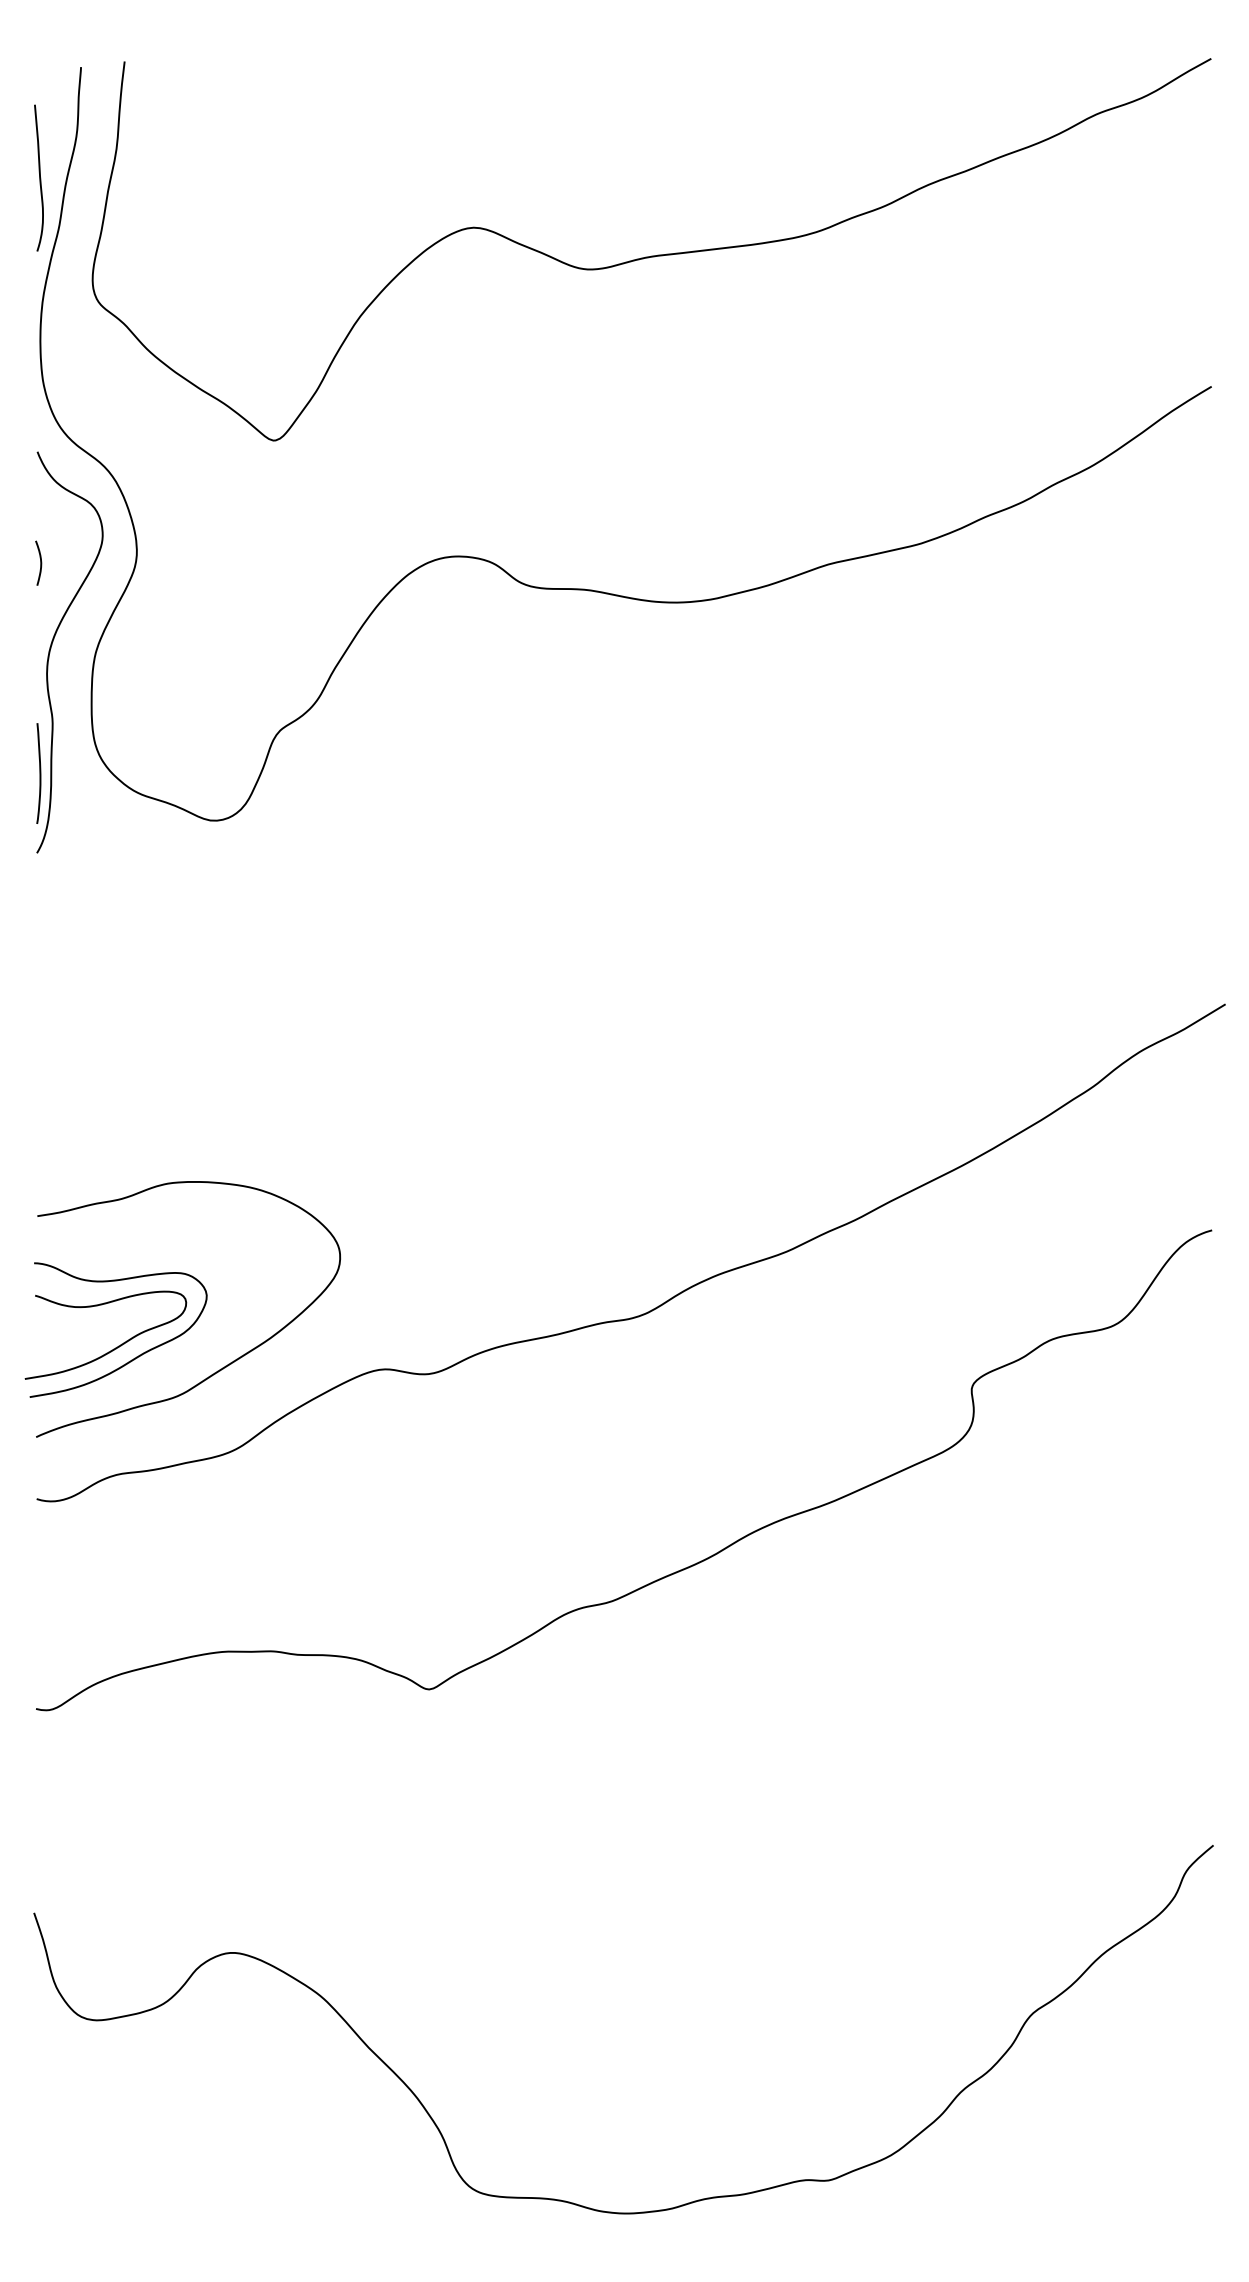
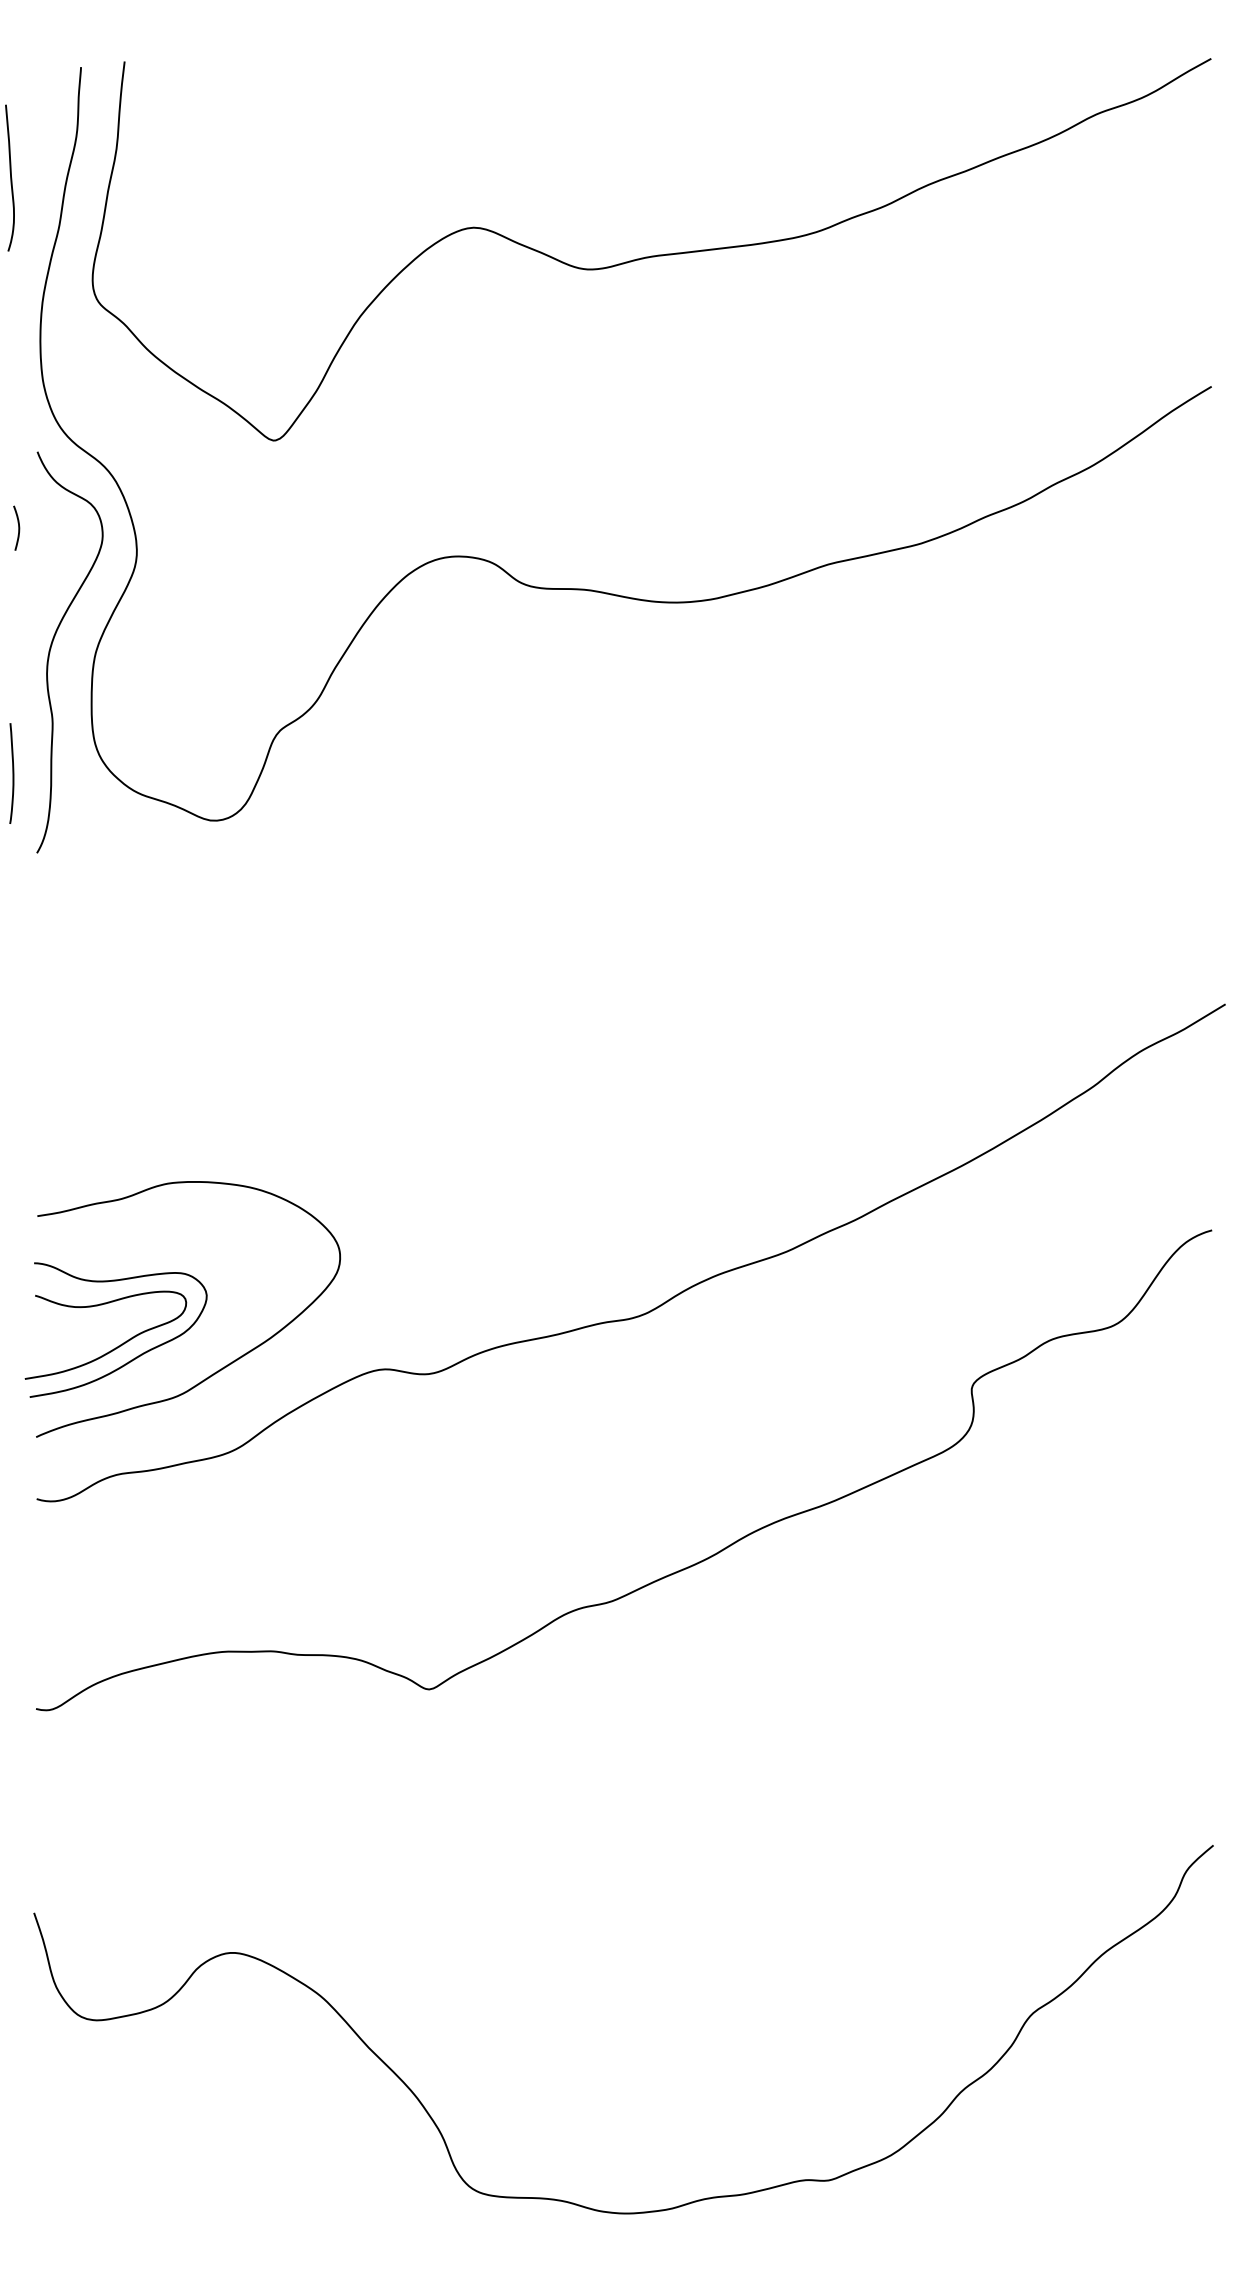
curve position: (39, 177) -> (10, 177) (10, 177)
curve position: (40, 562) -> (18, 527) (18, 527)
curve position: (39, 773) -> (12, 773) (12, 773)
